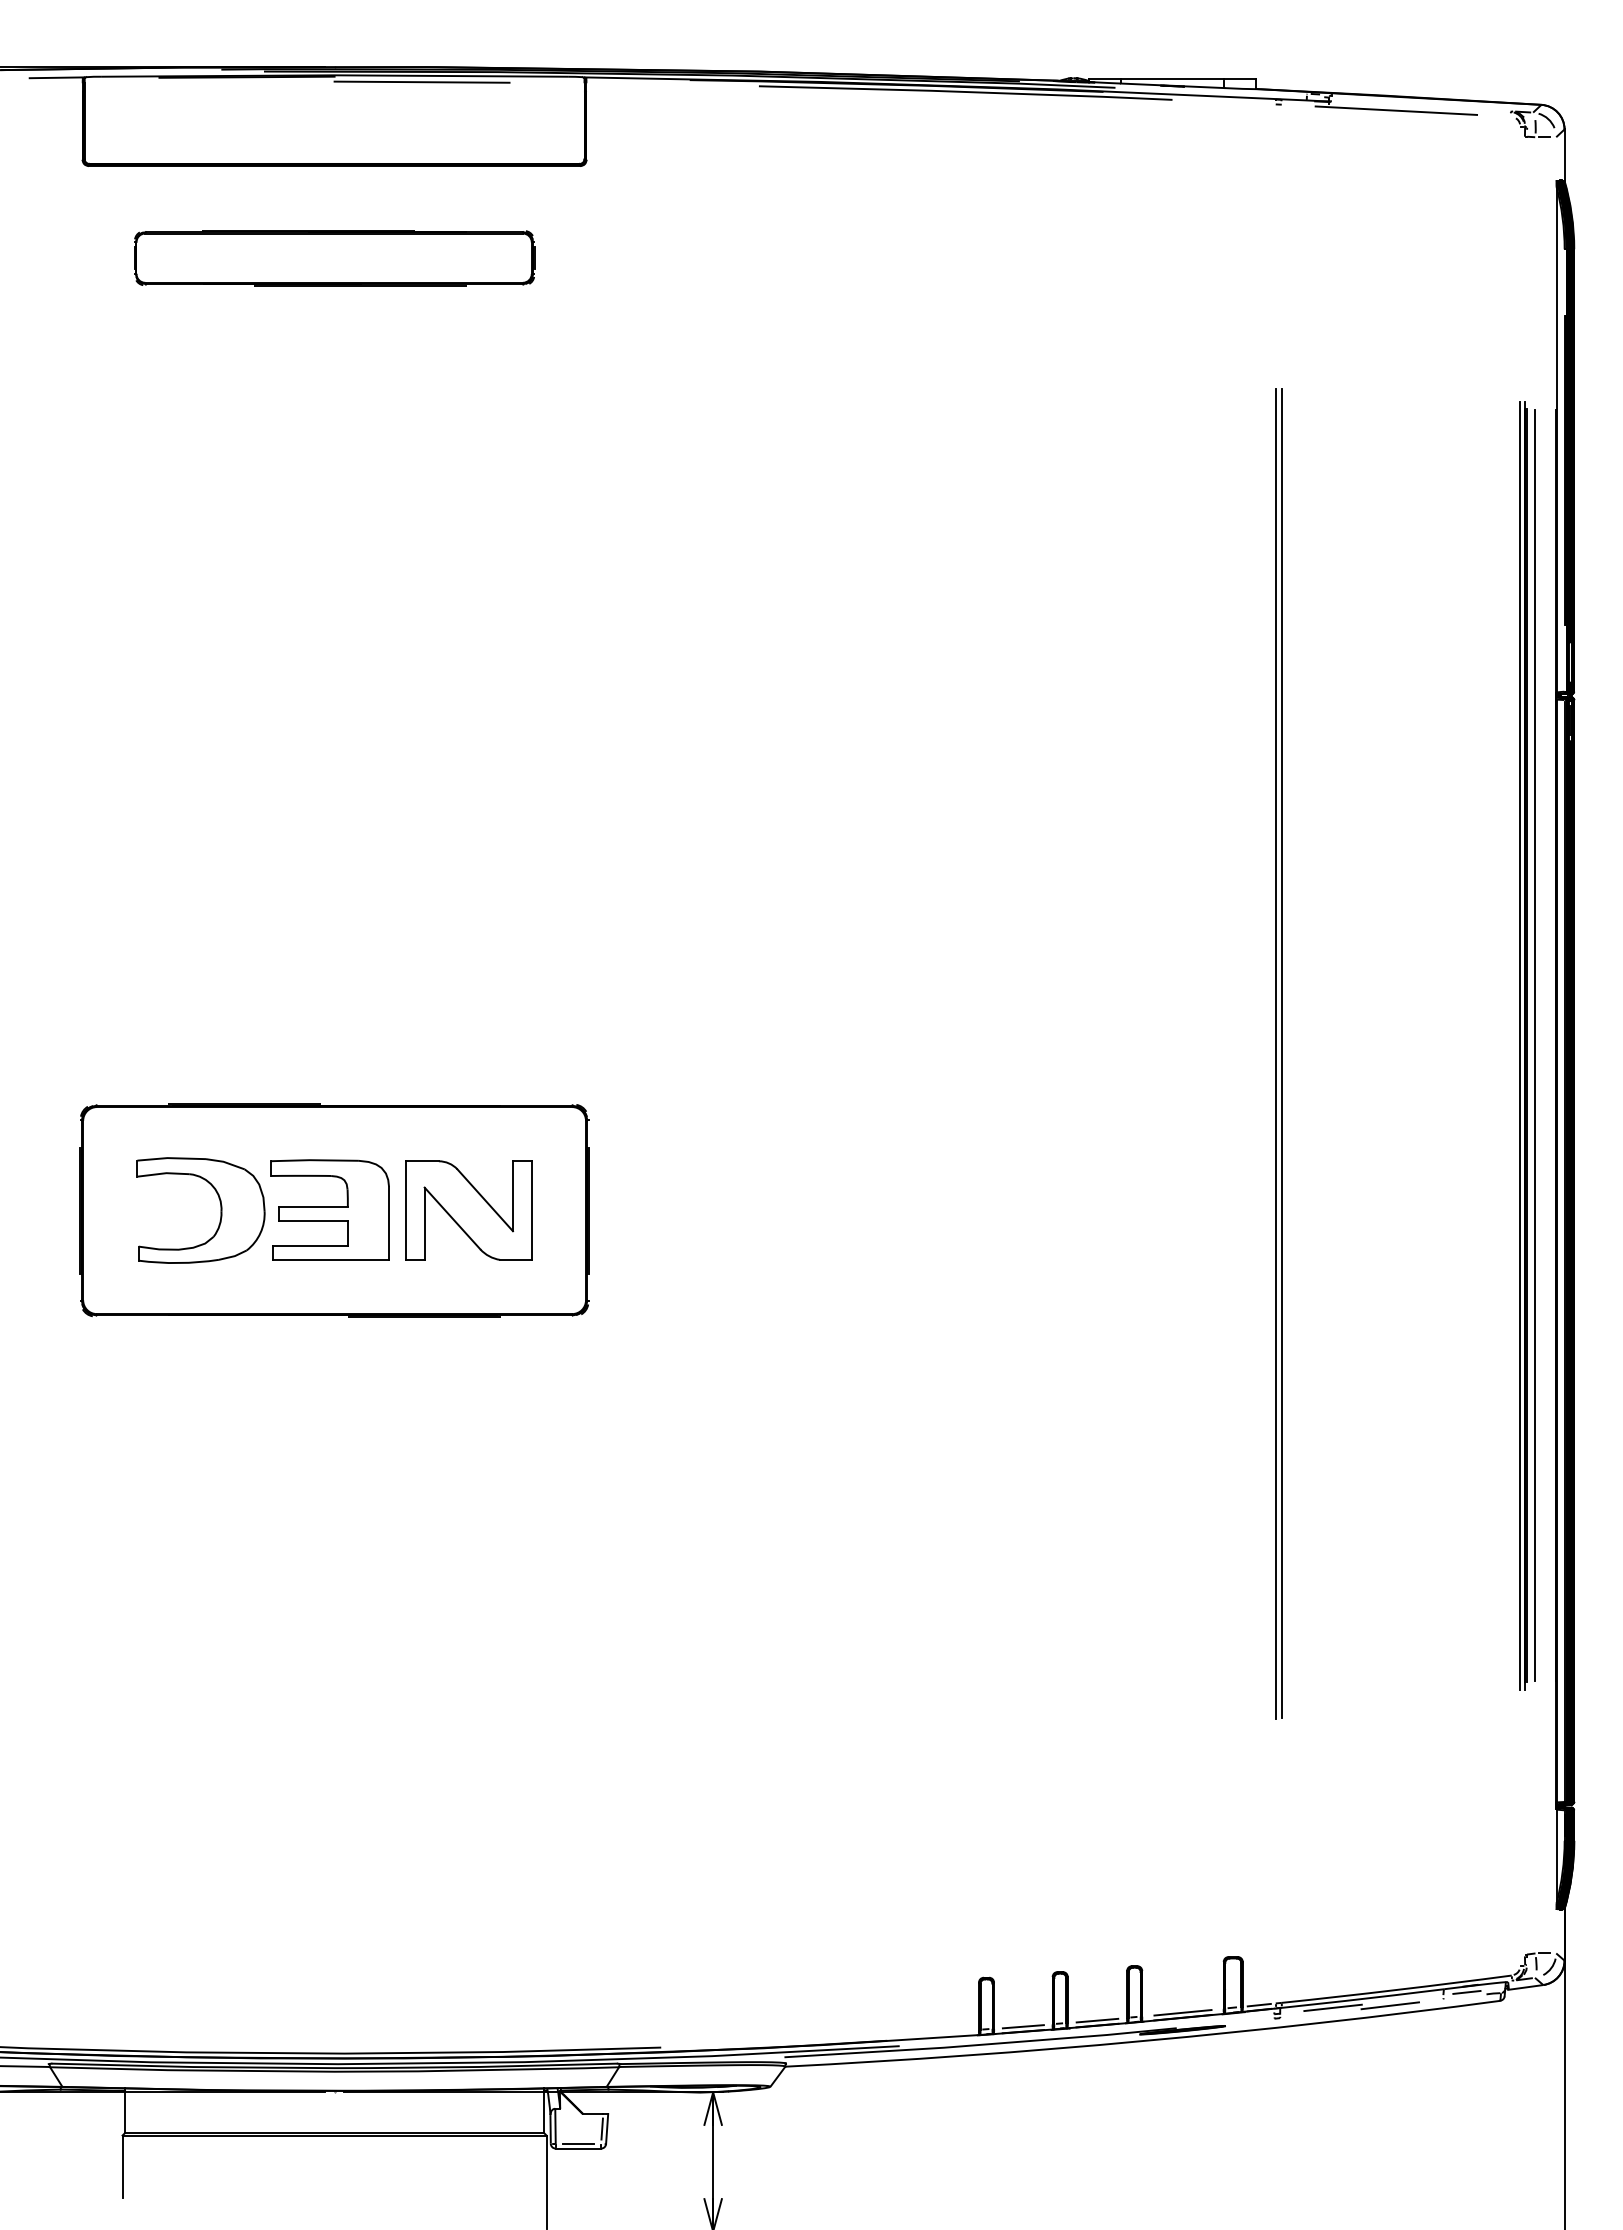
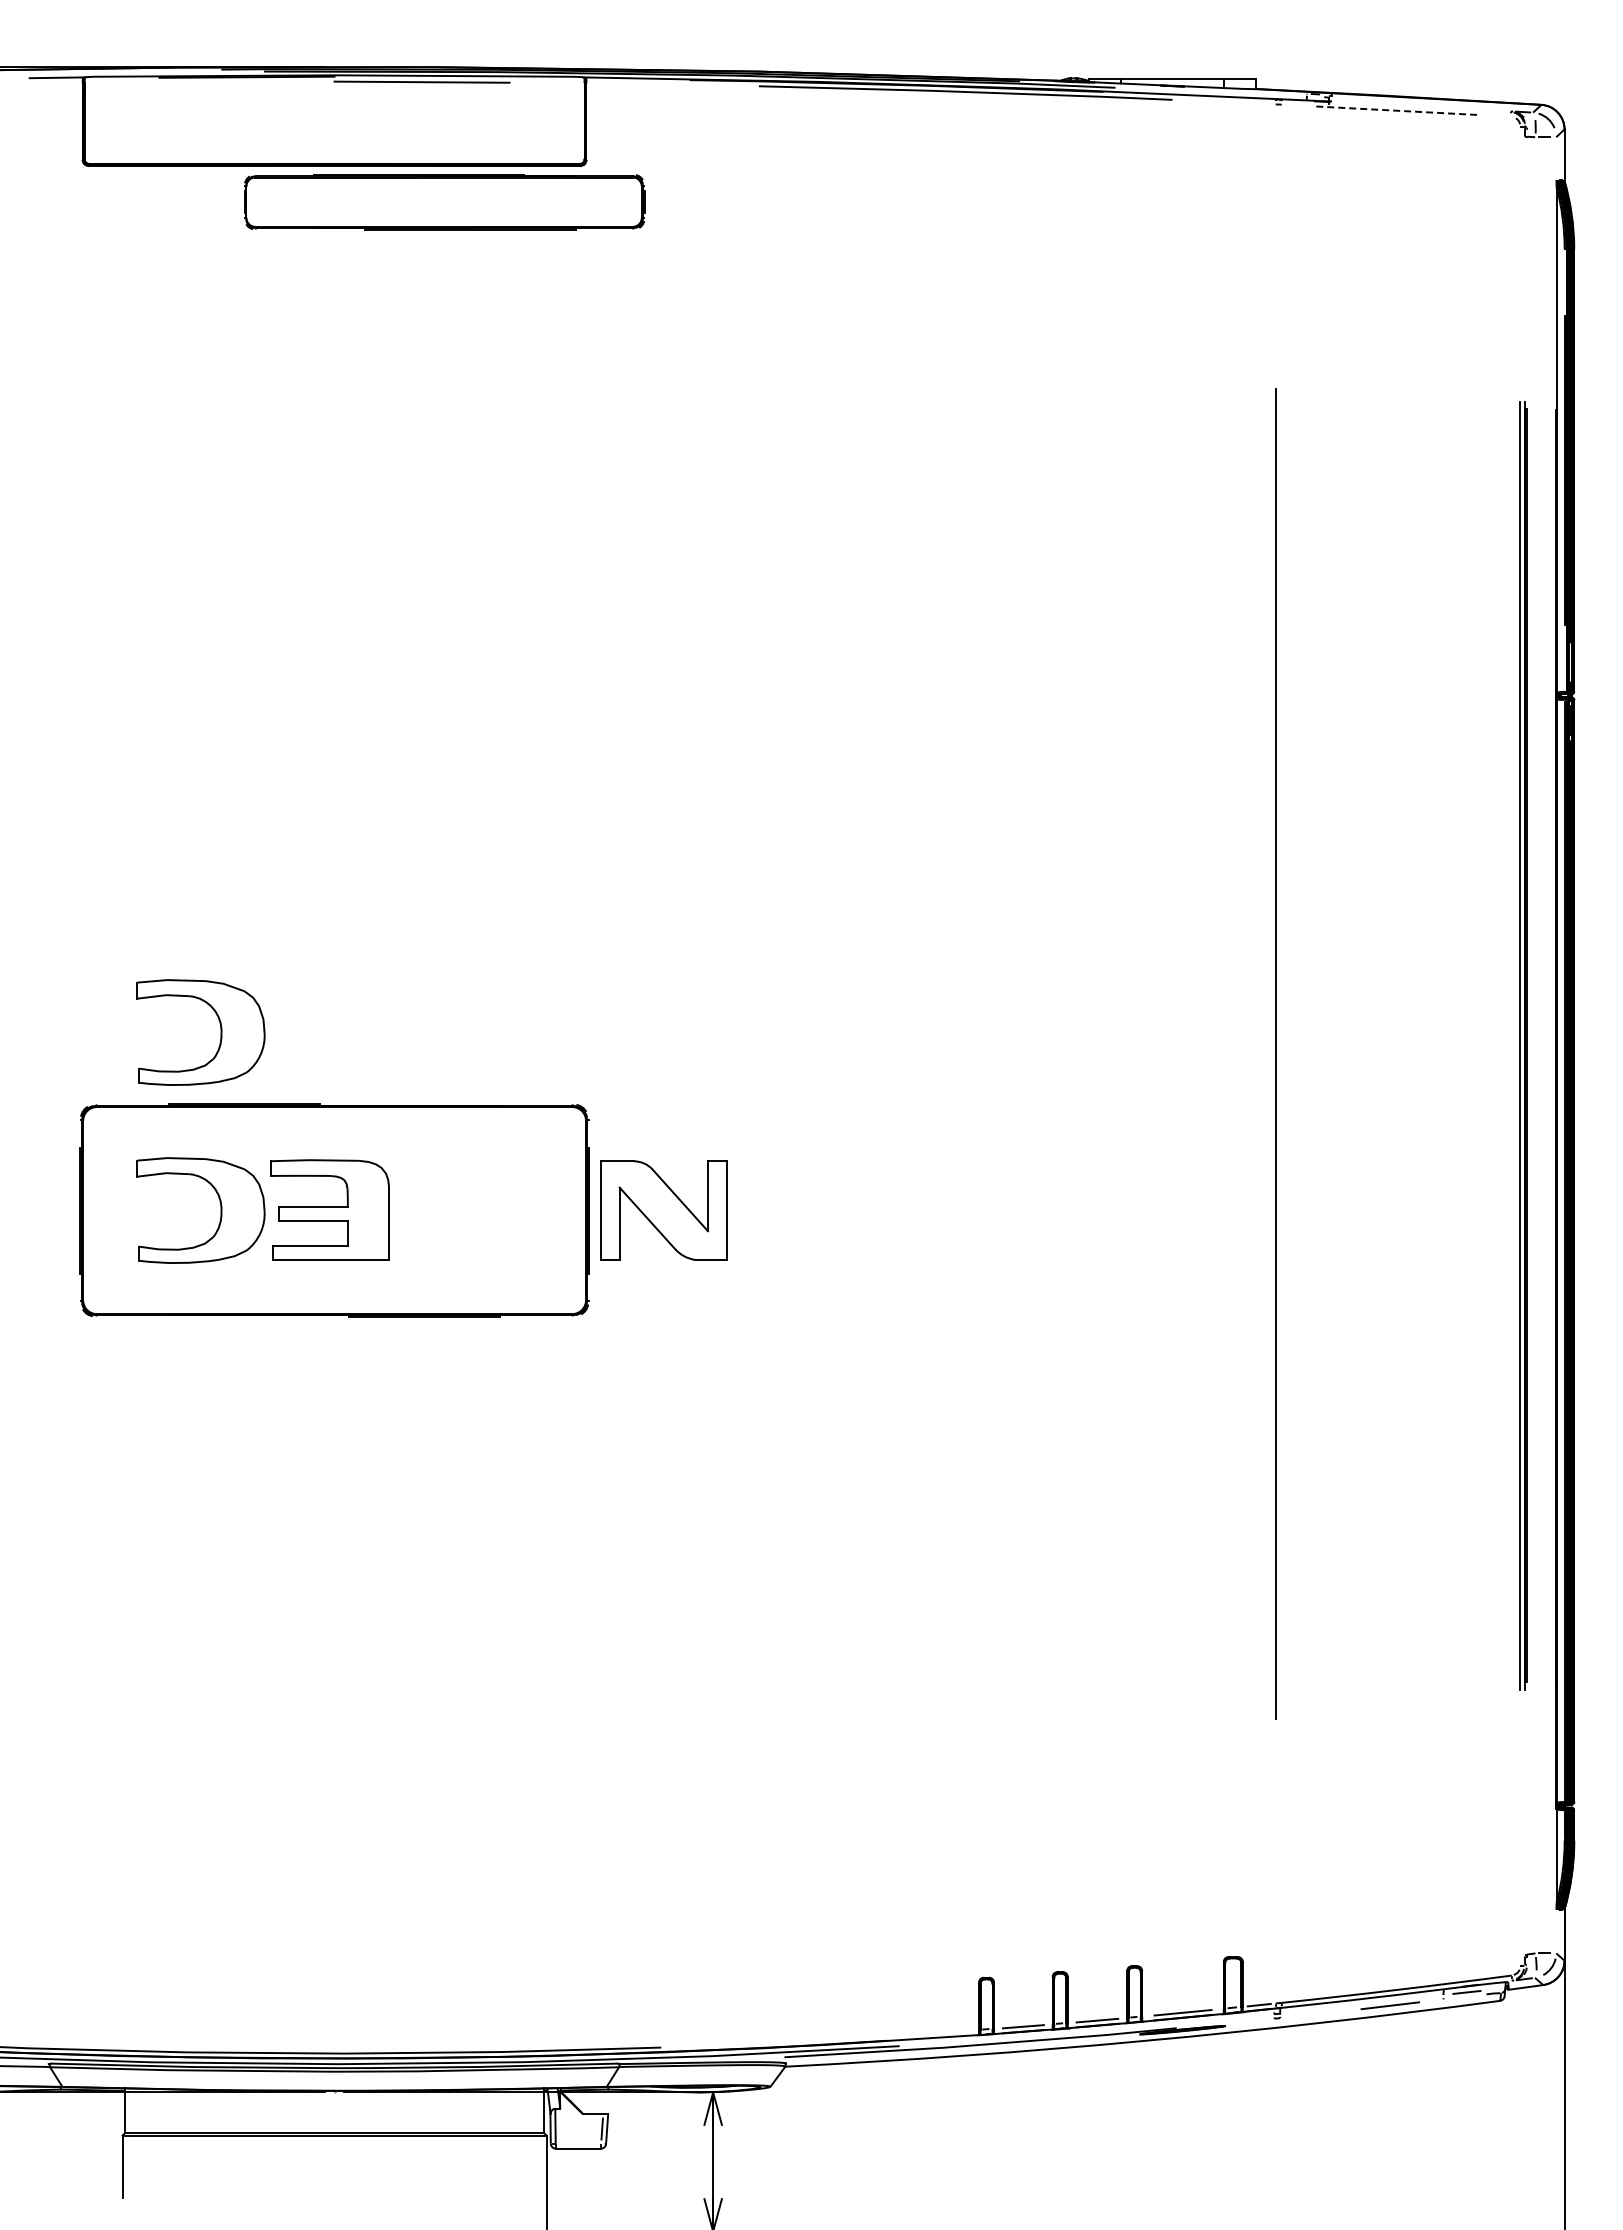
line: solid -> dashed (1396, 110)
part position: (334, 258) -> (444, 202) (444, 202)
part: none -> present (220, 1032)
line: present -> none (1535, 1045)
line: present -> none (1281, 1053)
part position: (468, 1210) -> (663, 1210) (663, 1210)
line: present -> none (1332, 2007)
line: present -> none (578, 2144)
